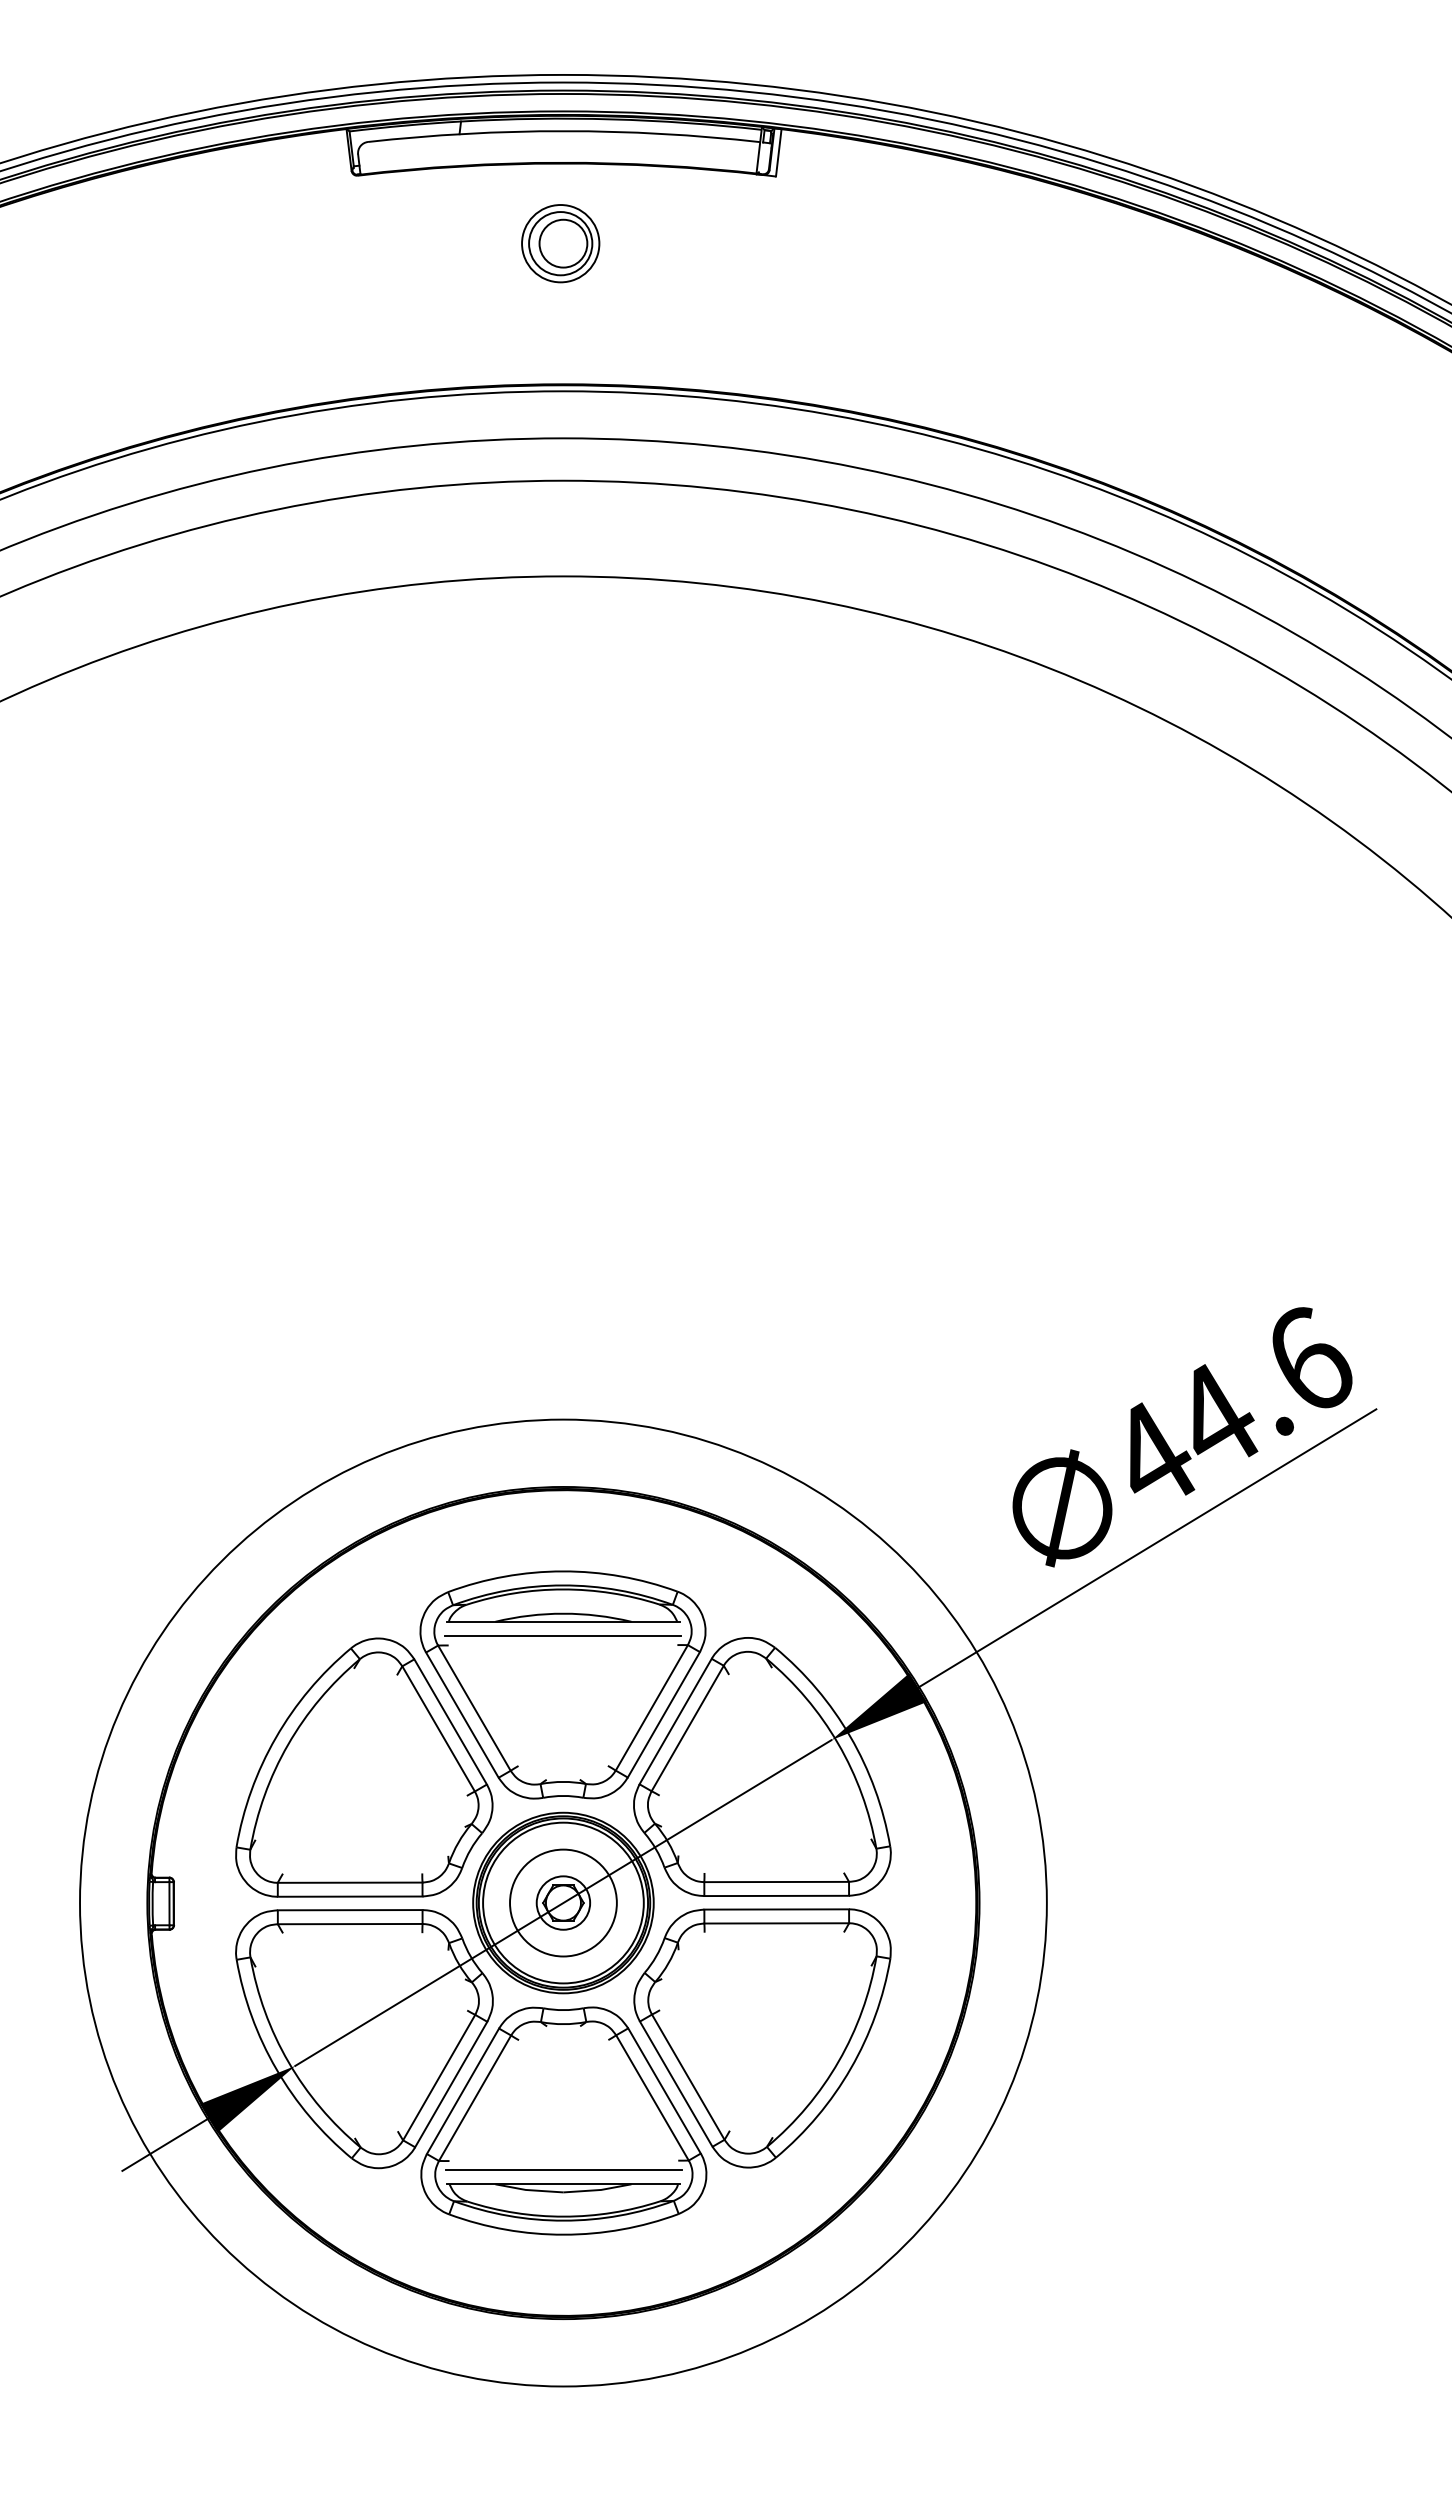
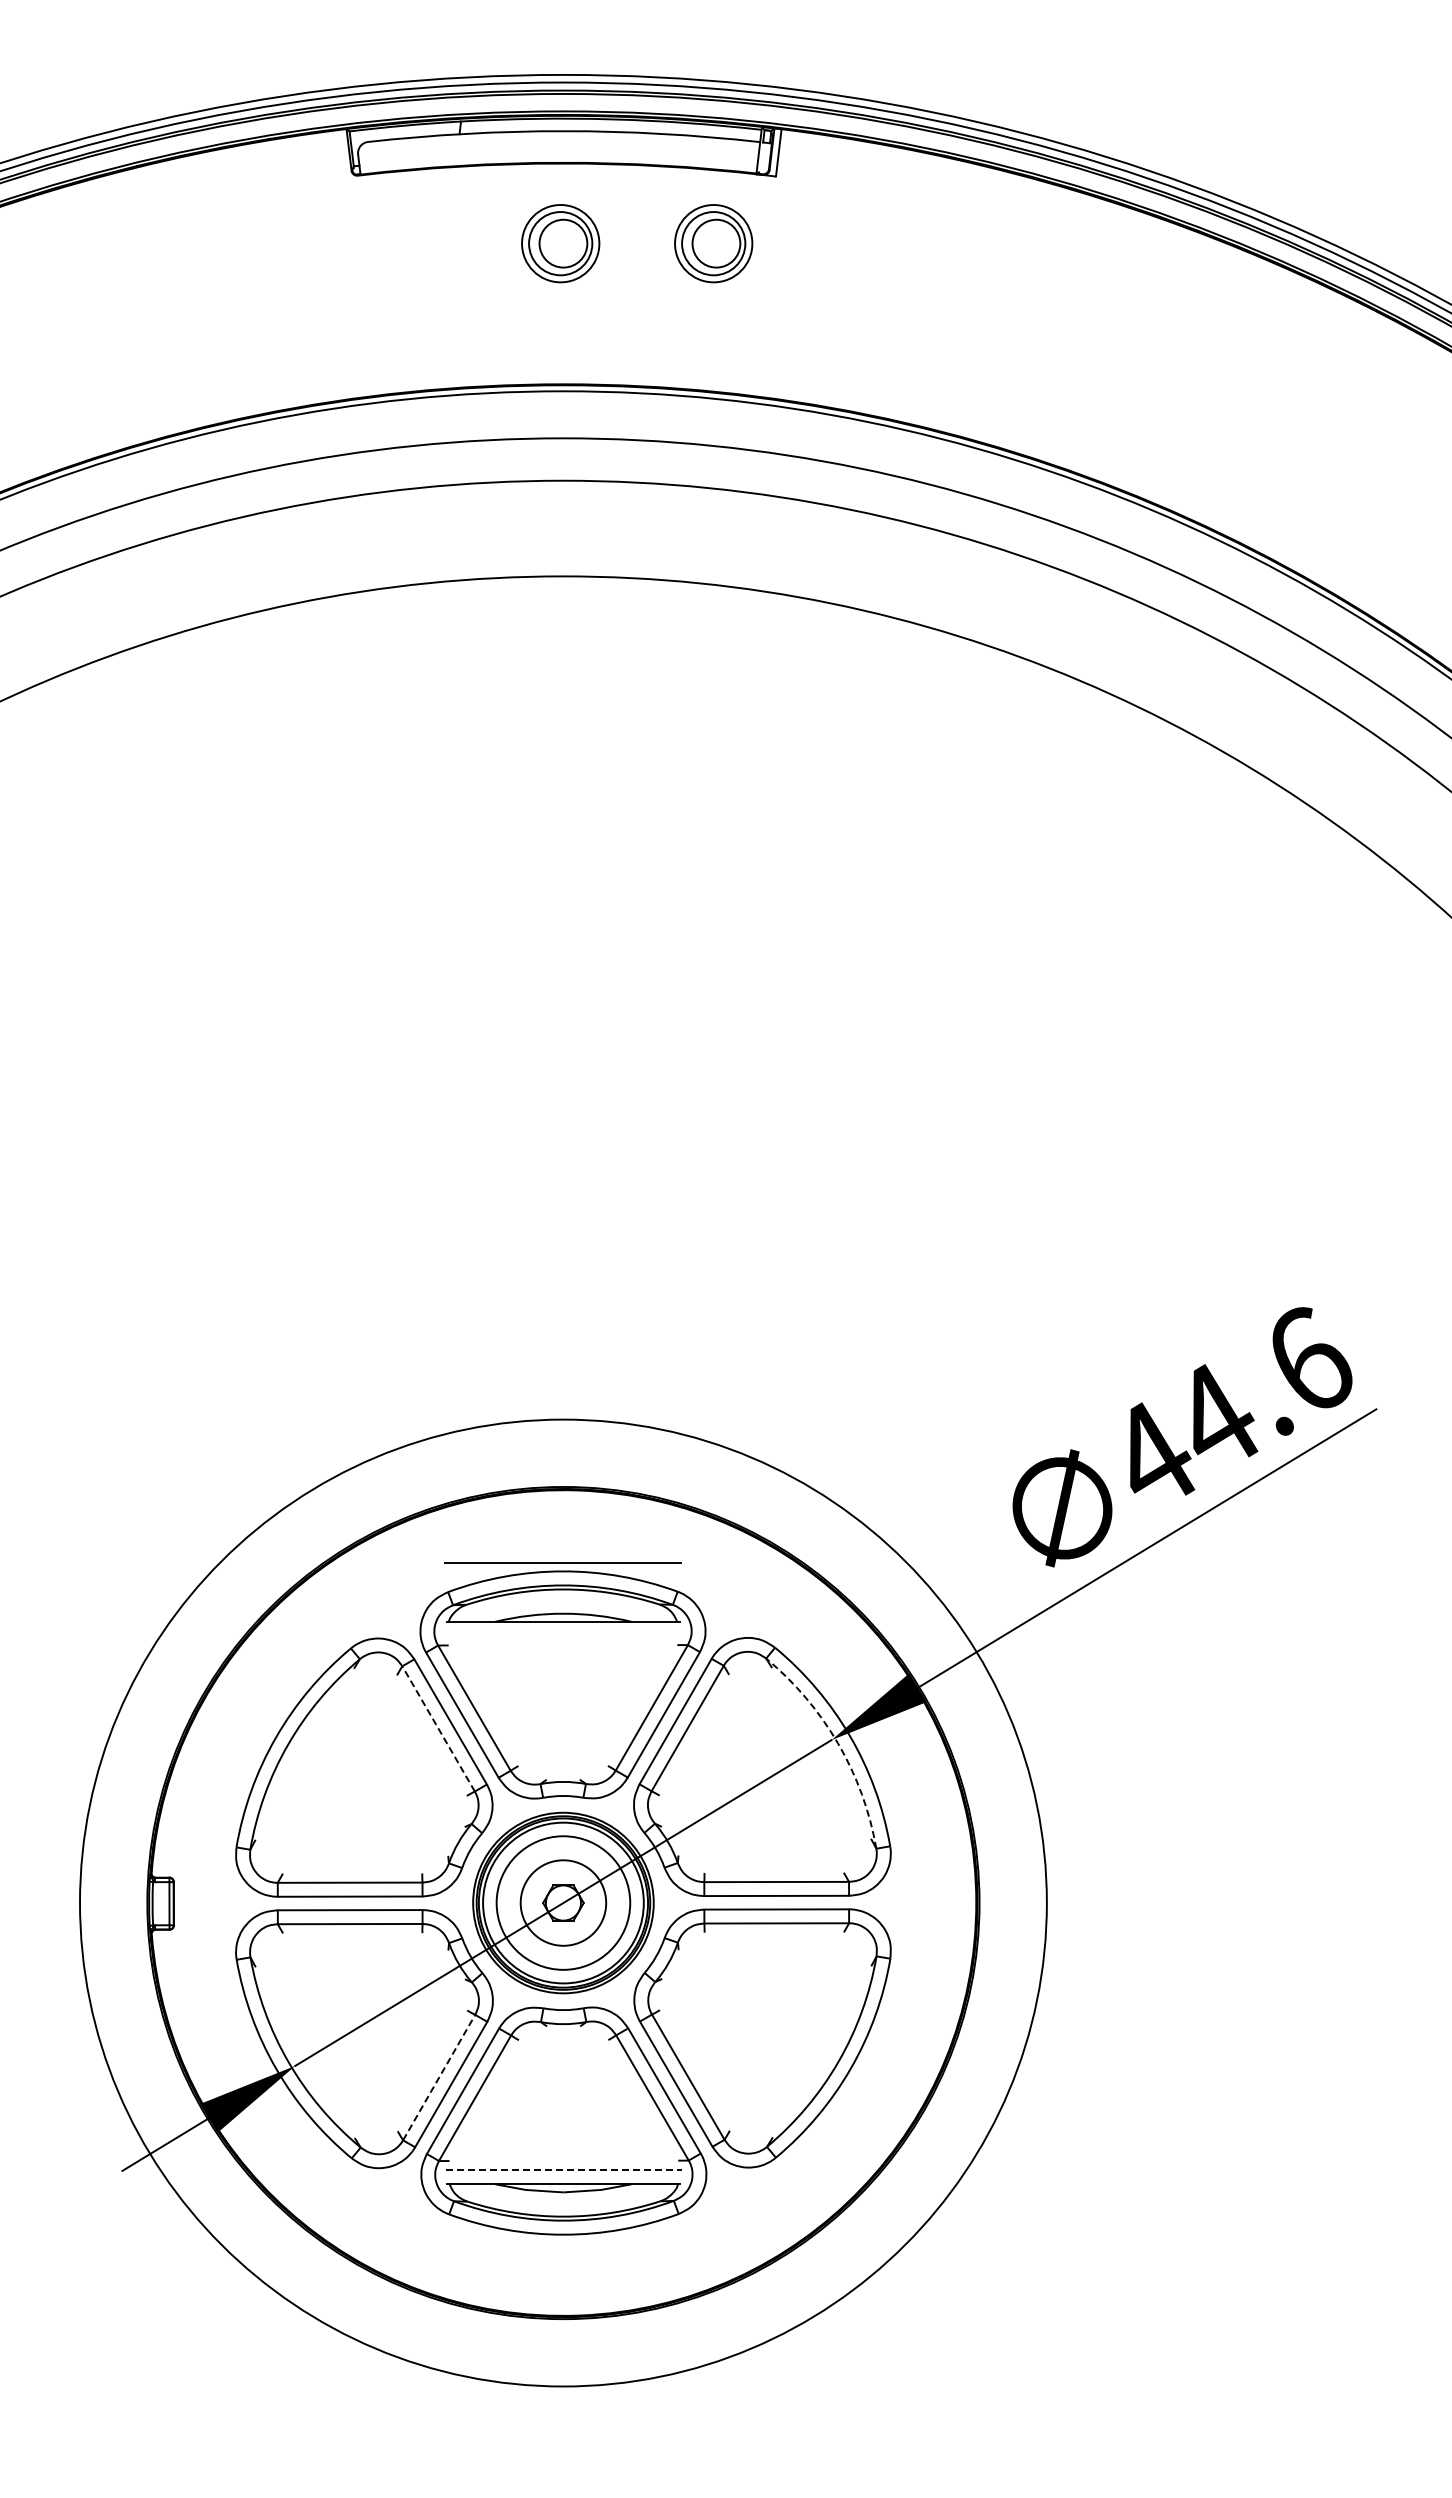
part: none -> present (713, 243)
line position: (562, 1635) -> (562, 1562) (562, 1562)
line: solid -> dashed (438, 1728)
arc: solid -> dashed (838, 1743)
circle diameter: 107 px -> 134 px (563, 1902)
circle diameter: 53 px -> 85 px (563, 1902)
line: solid -> dashed (439, 2077)
line: solid -> dashed (563, 2170)
